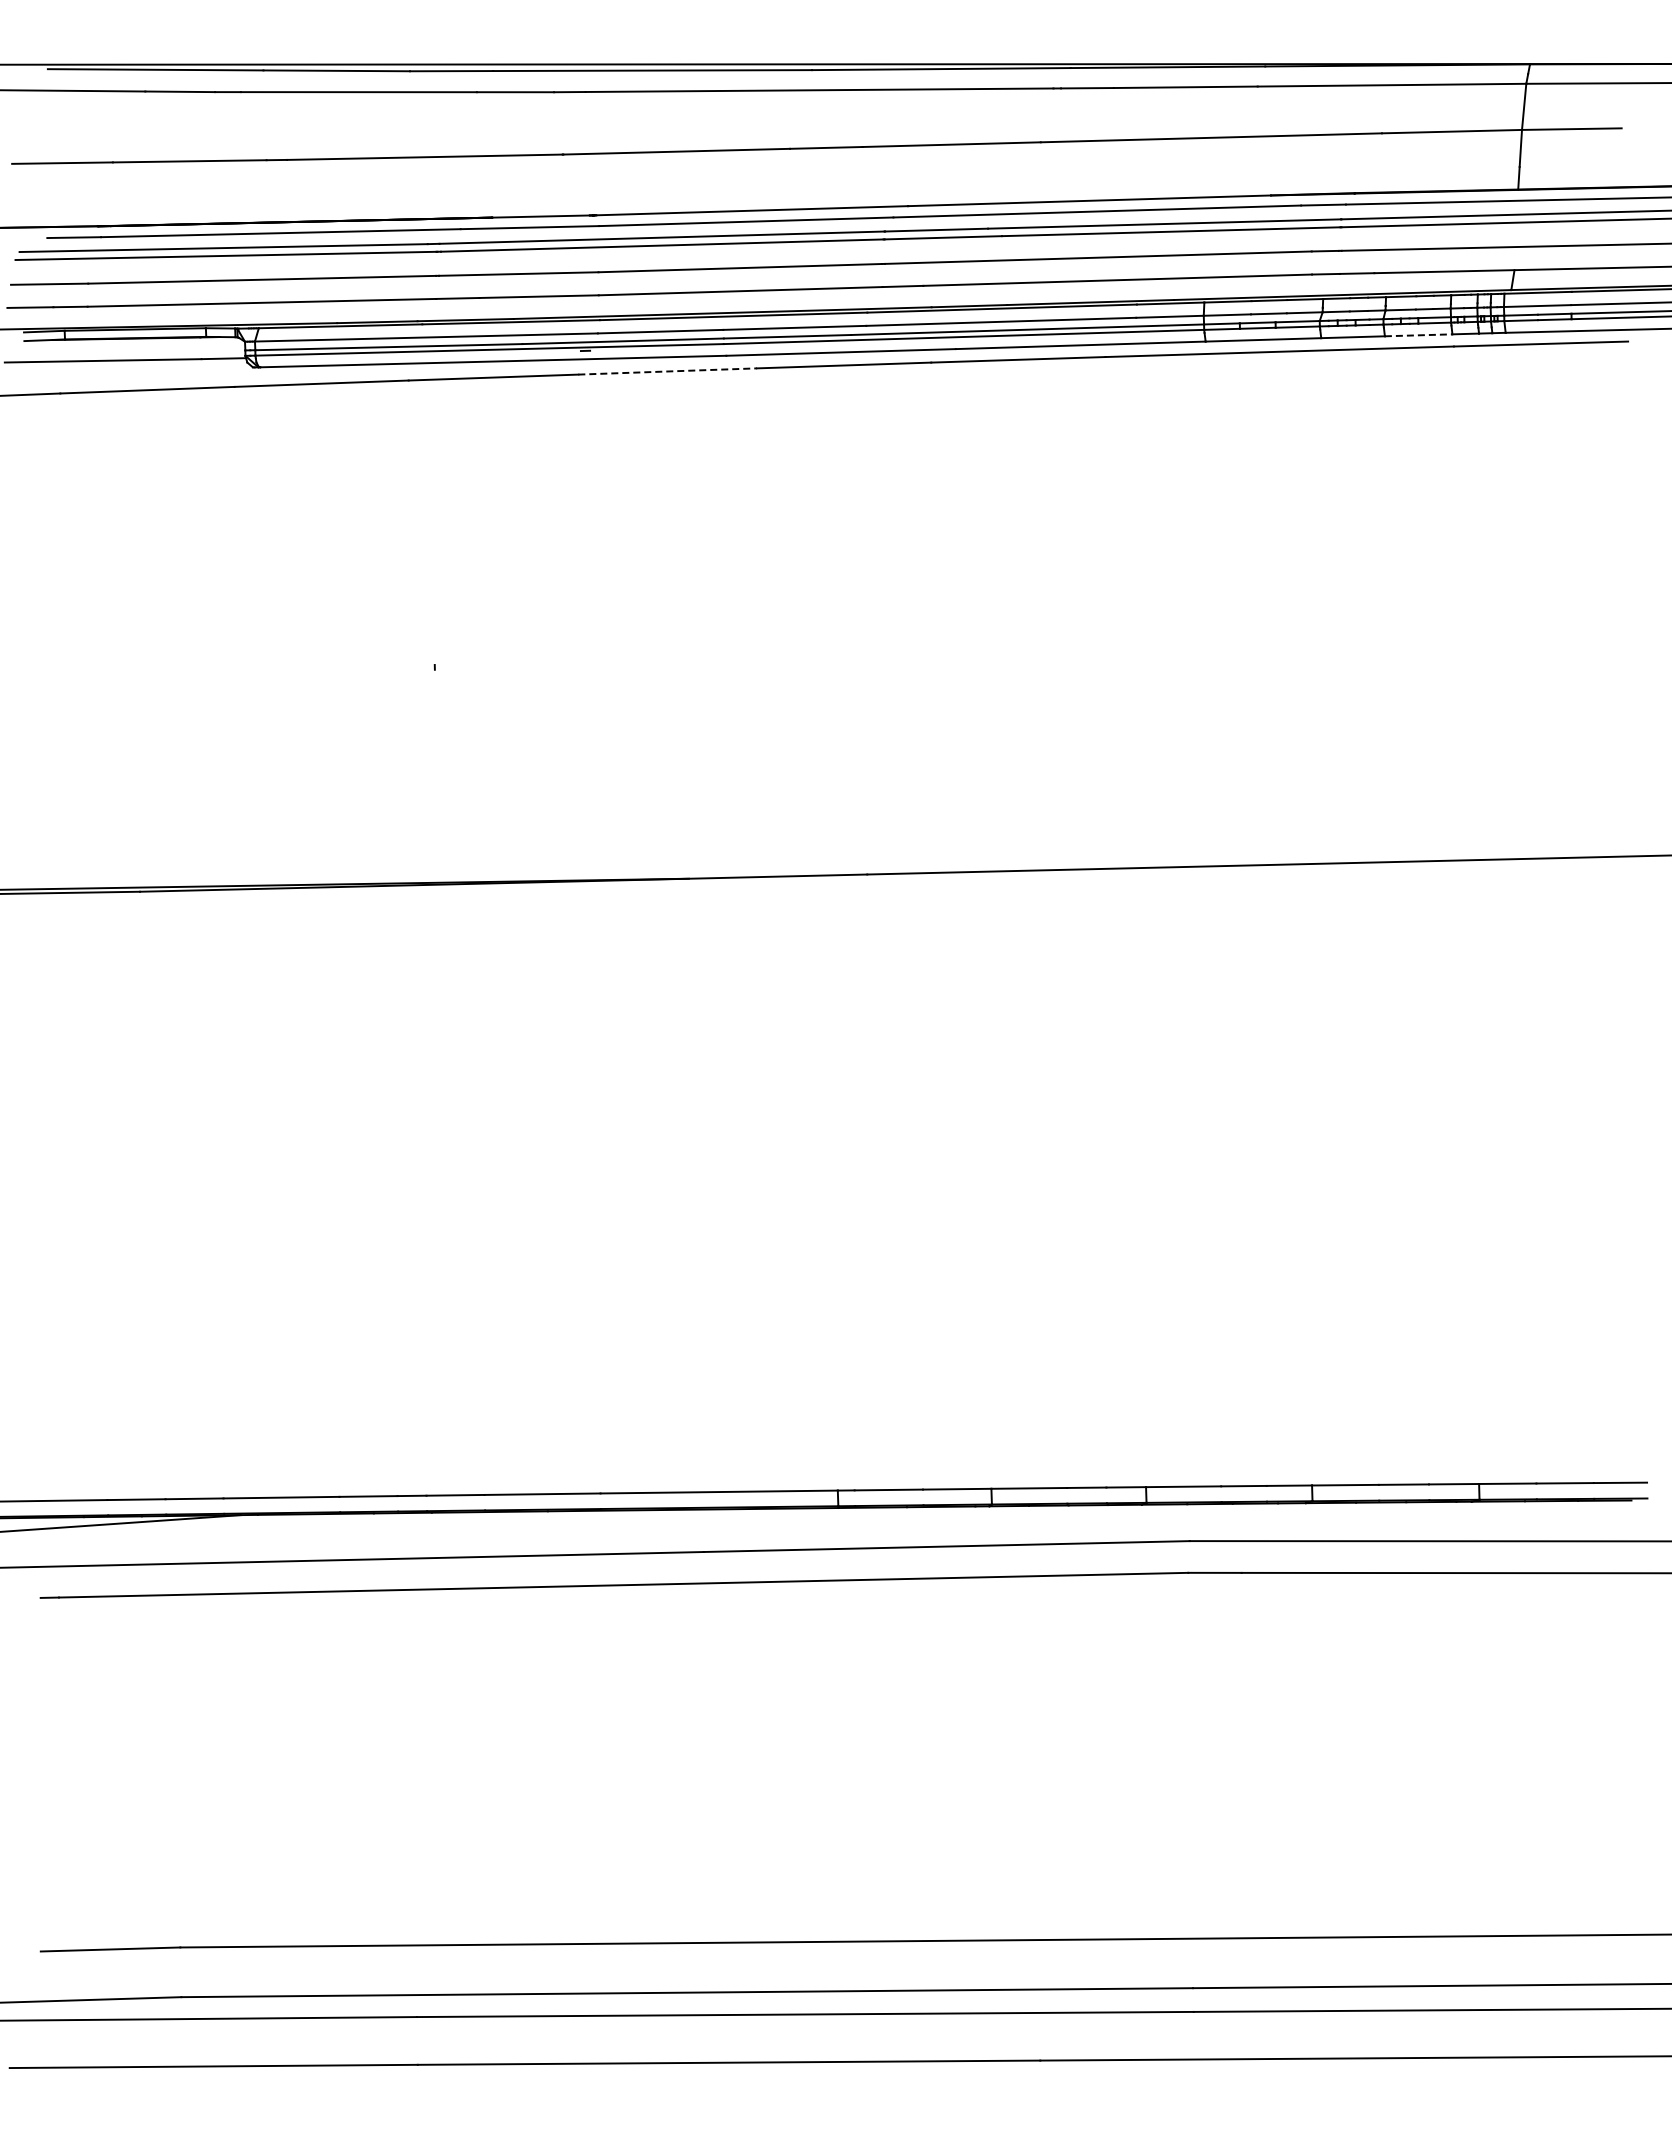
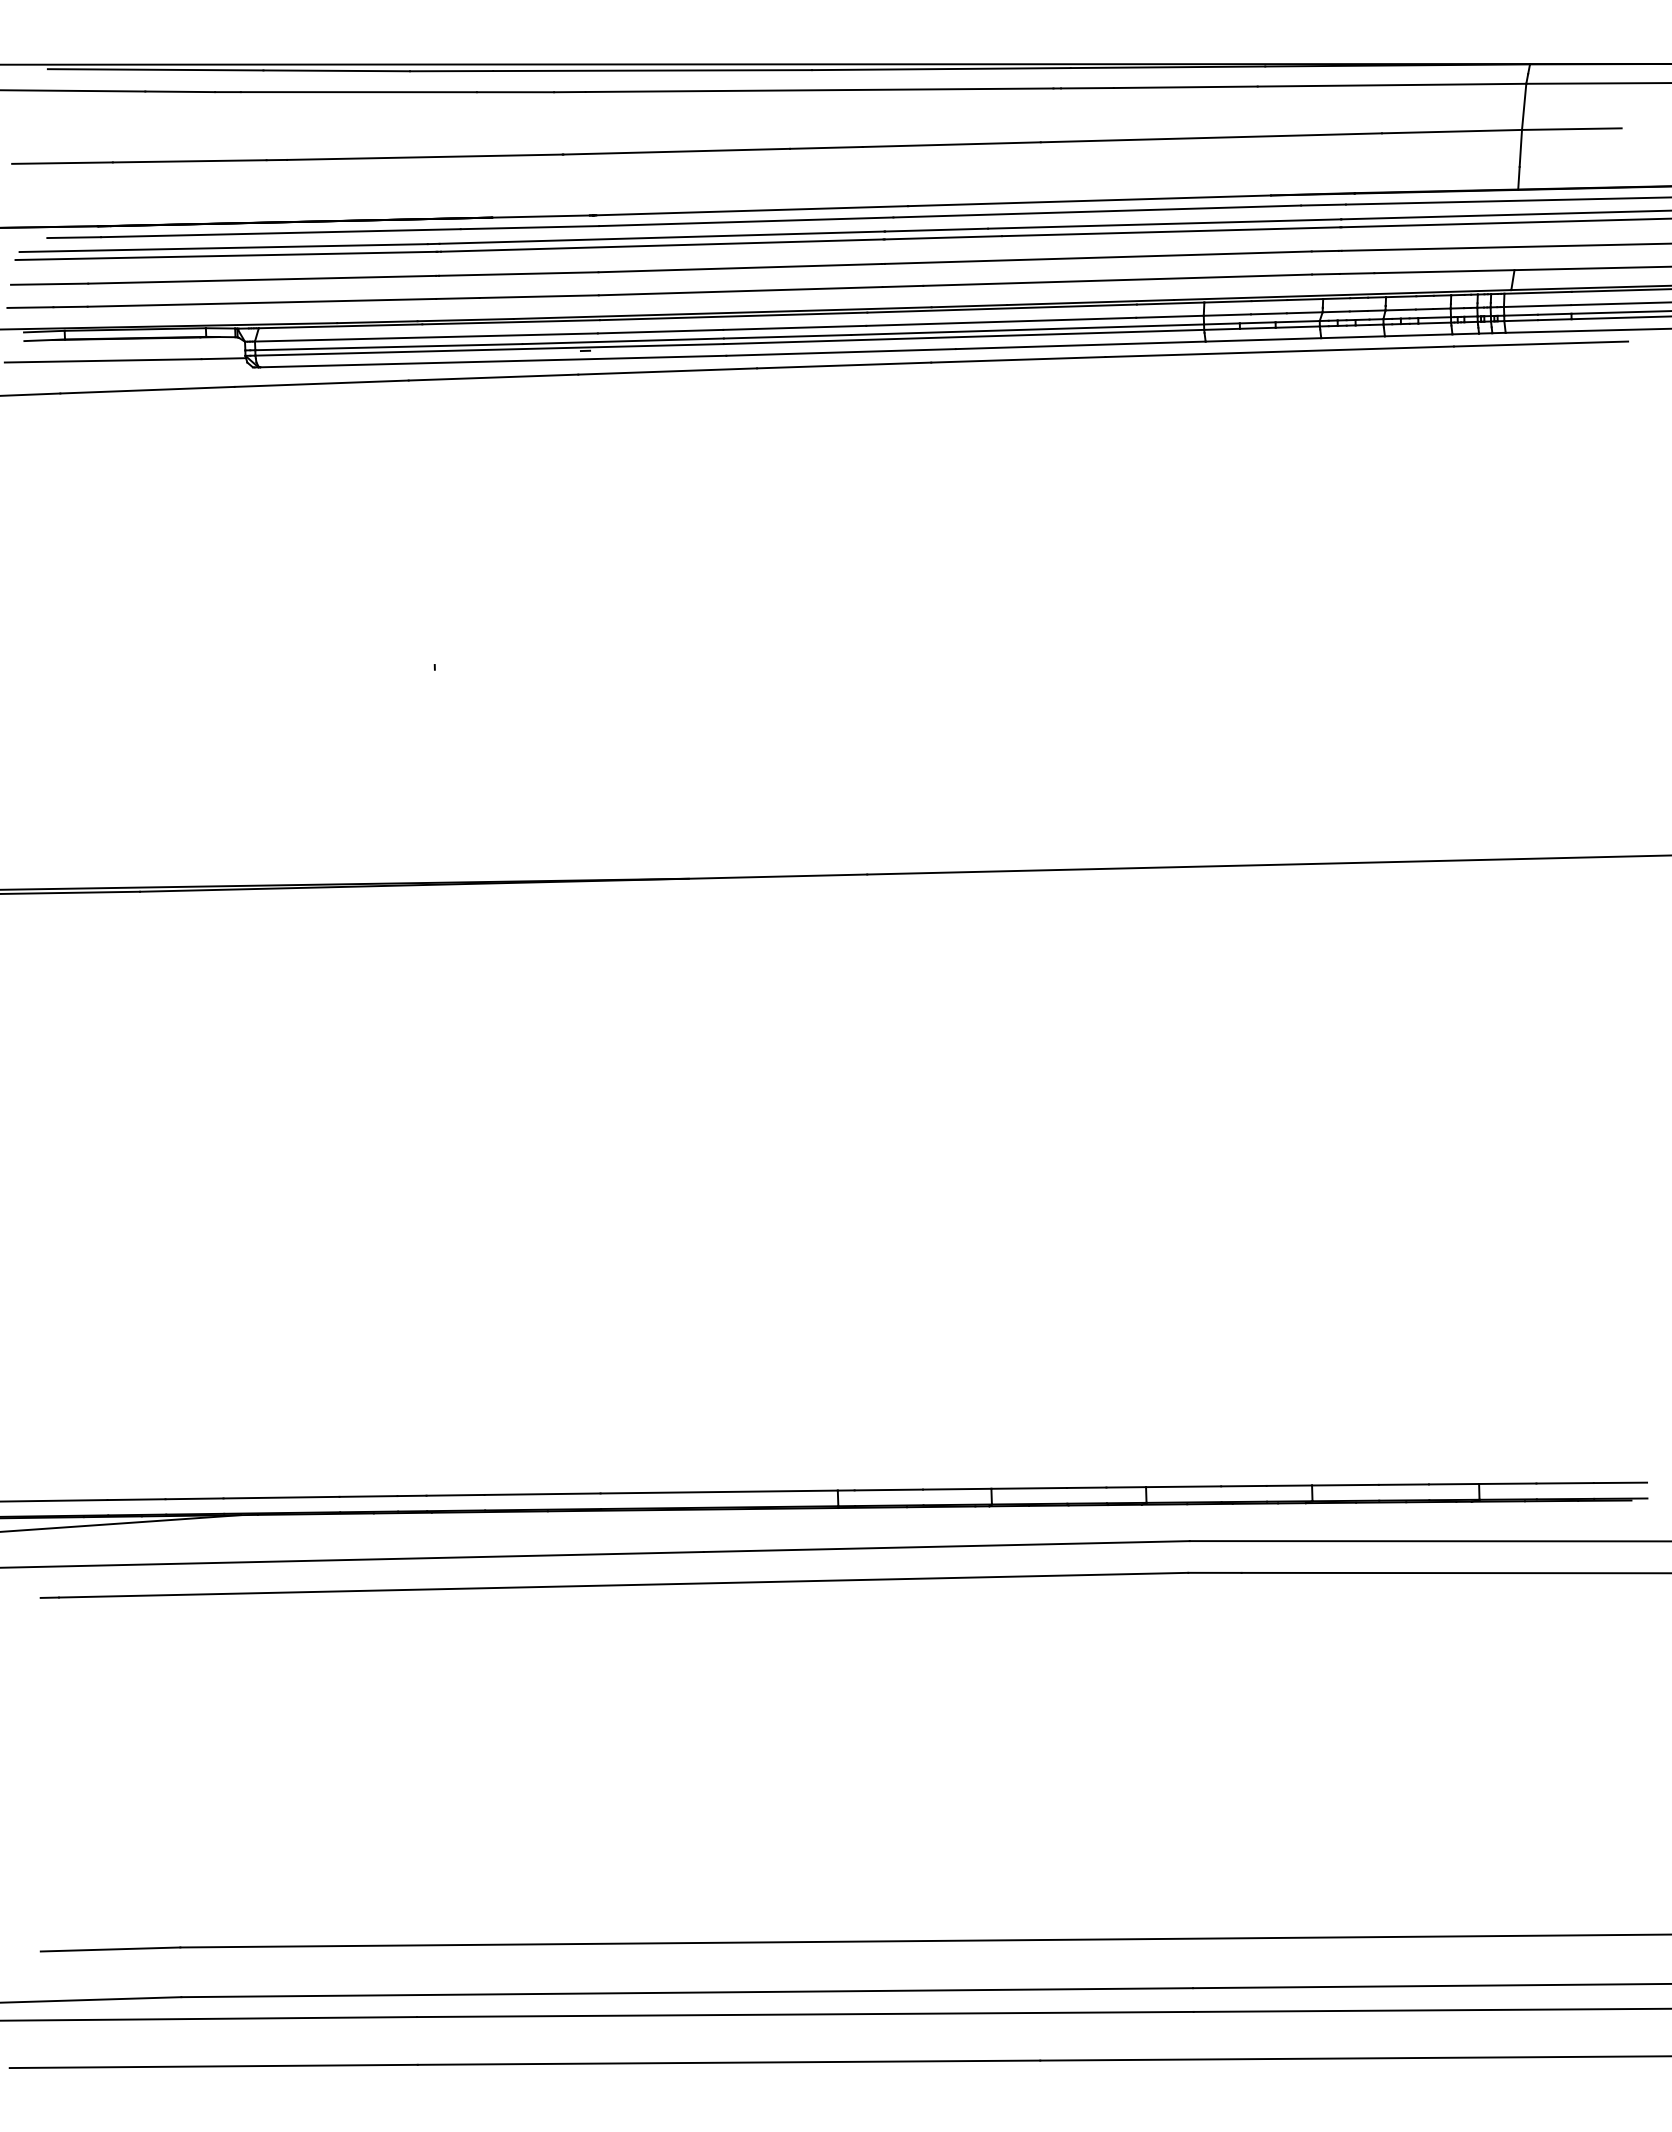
line: dashed -> solid (1418, 335)
line: dashed -> solid (668, 371)
